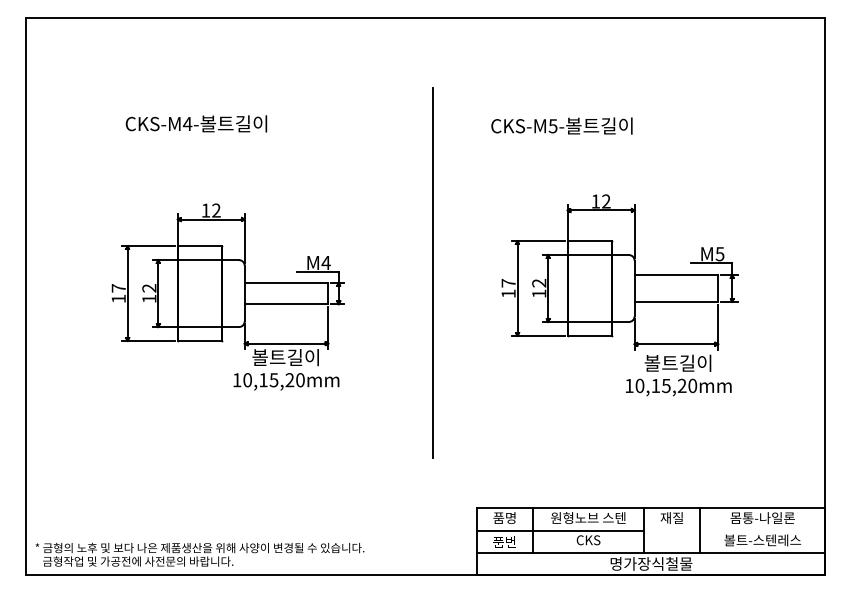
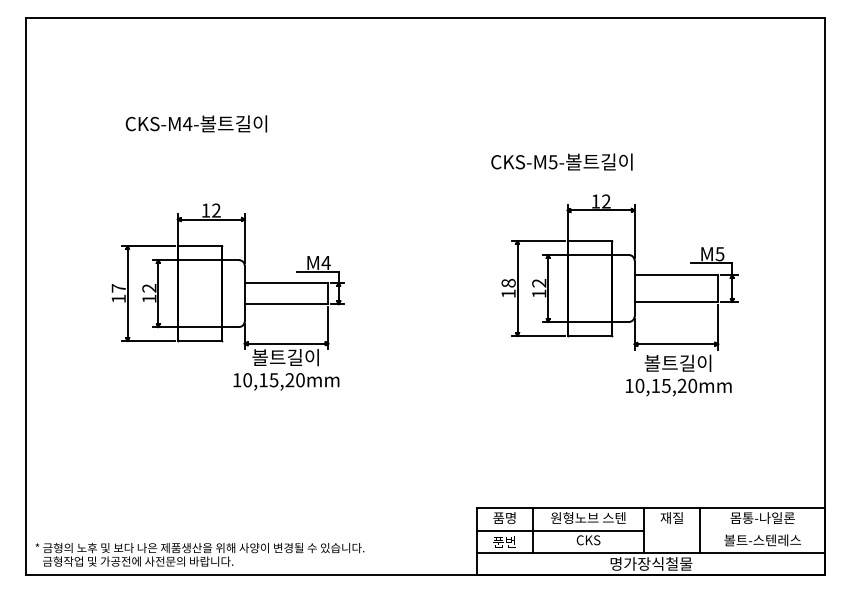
text position: (561, 125) -> (561, 161) (561, 161)
line: present -> none (433, 272)
text: 17 -> 18 (508, 282)
